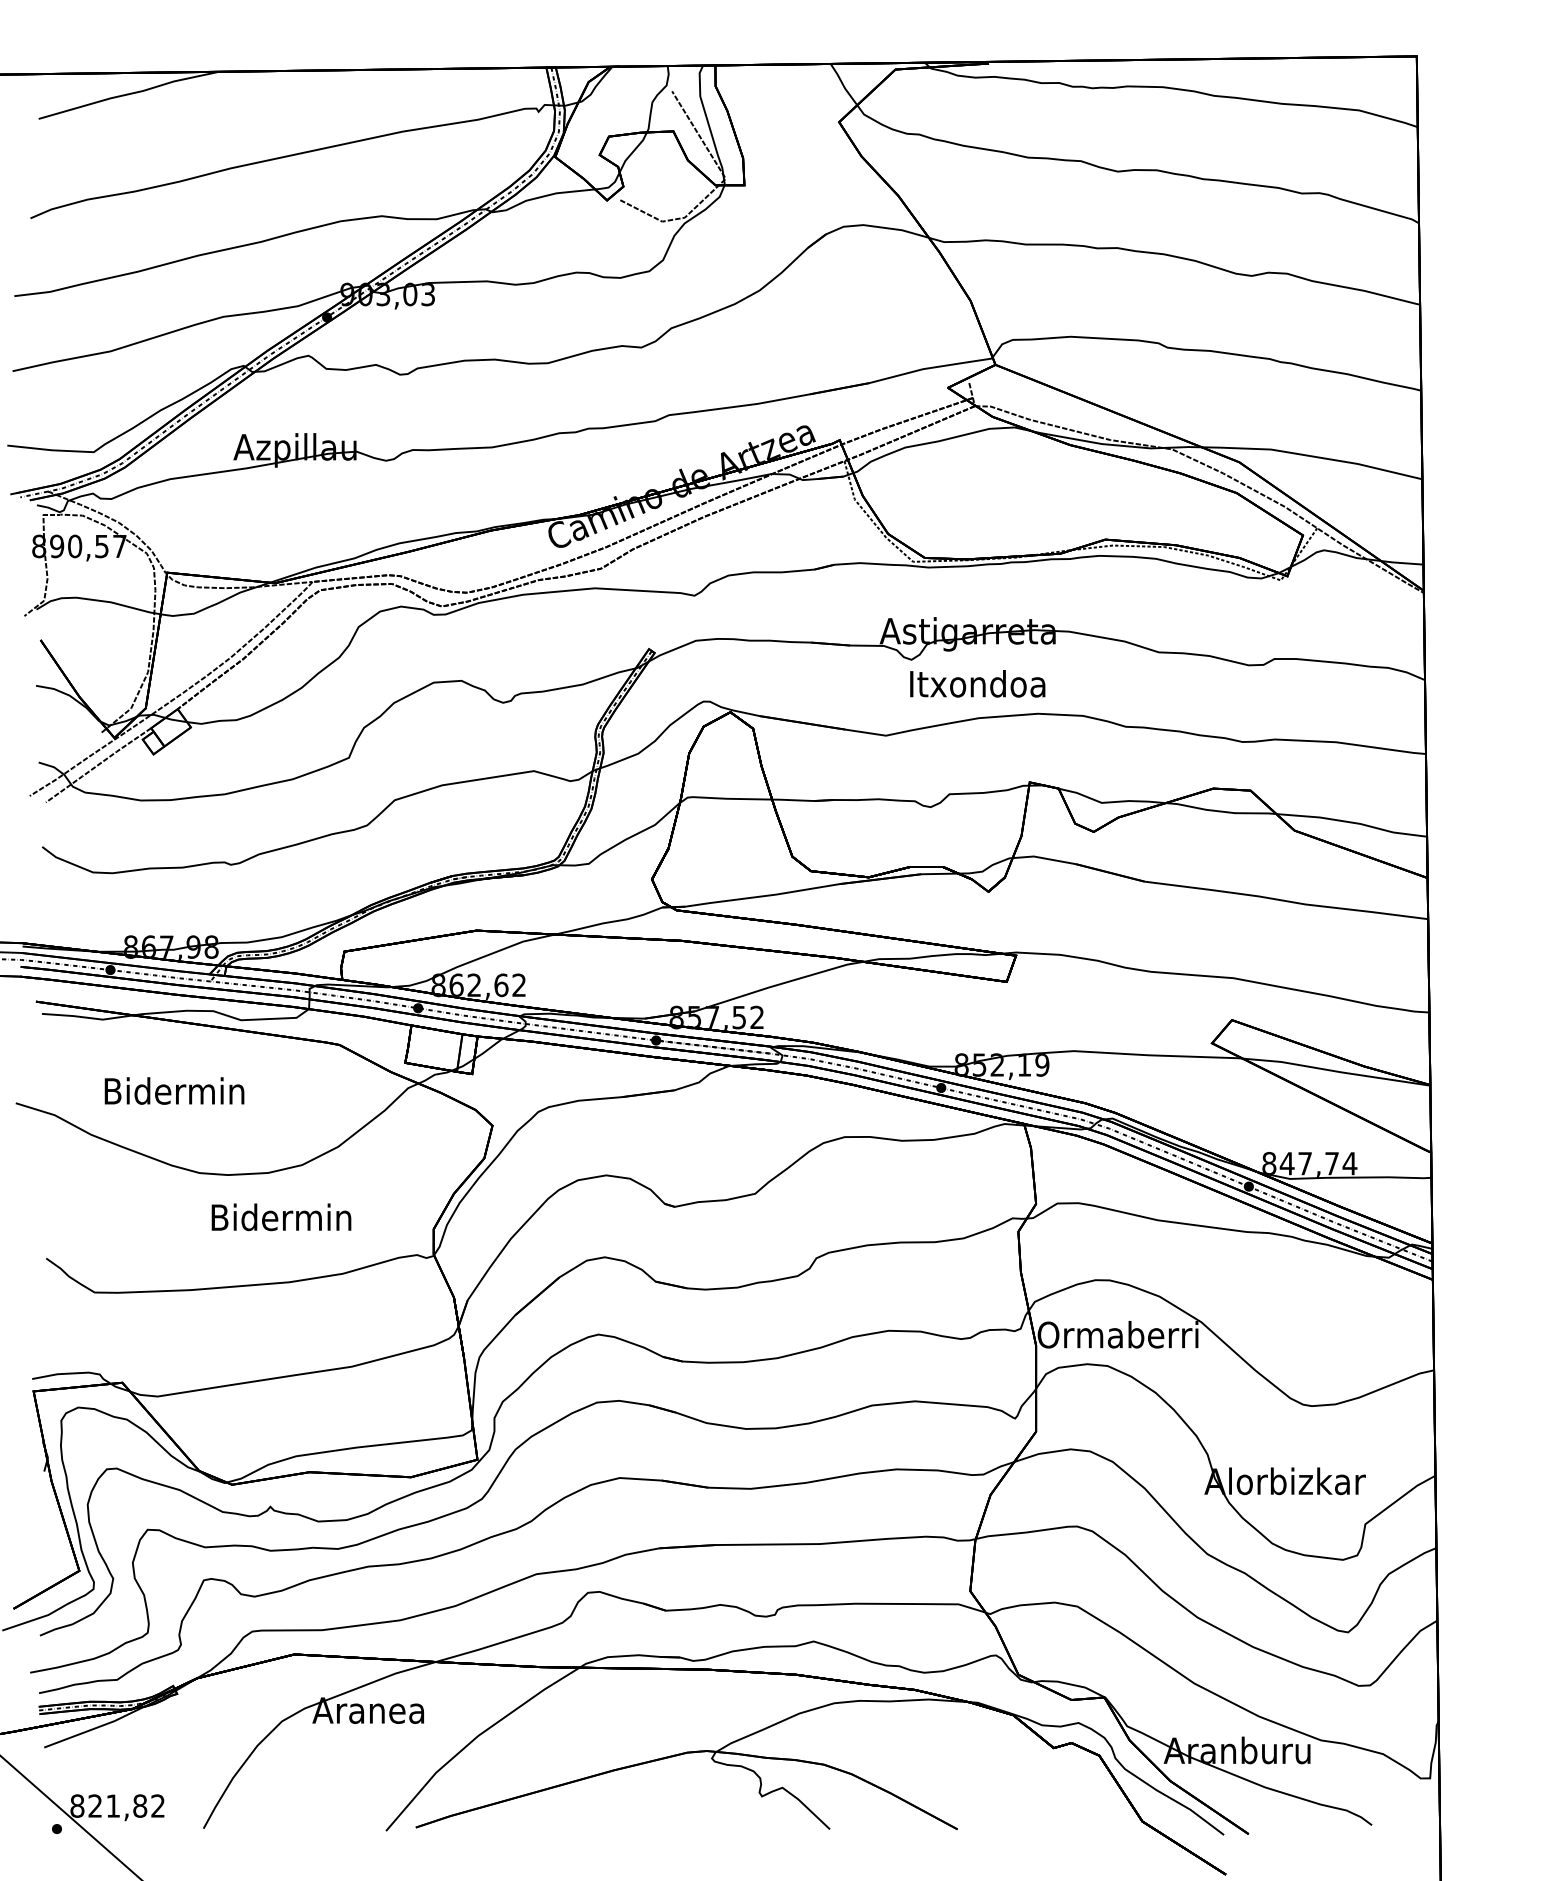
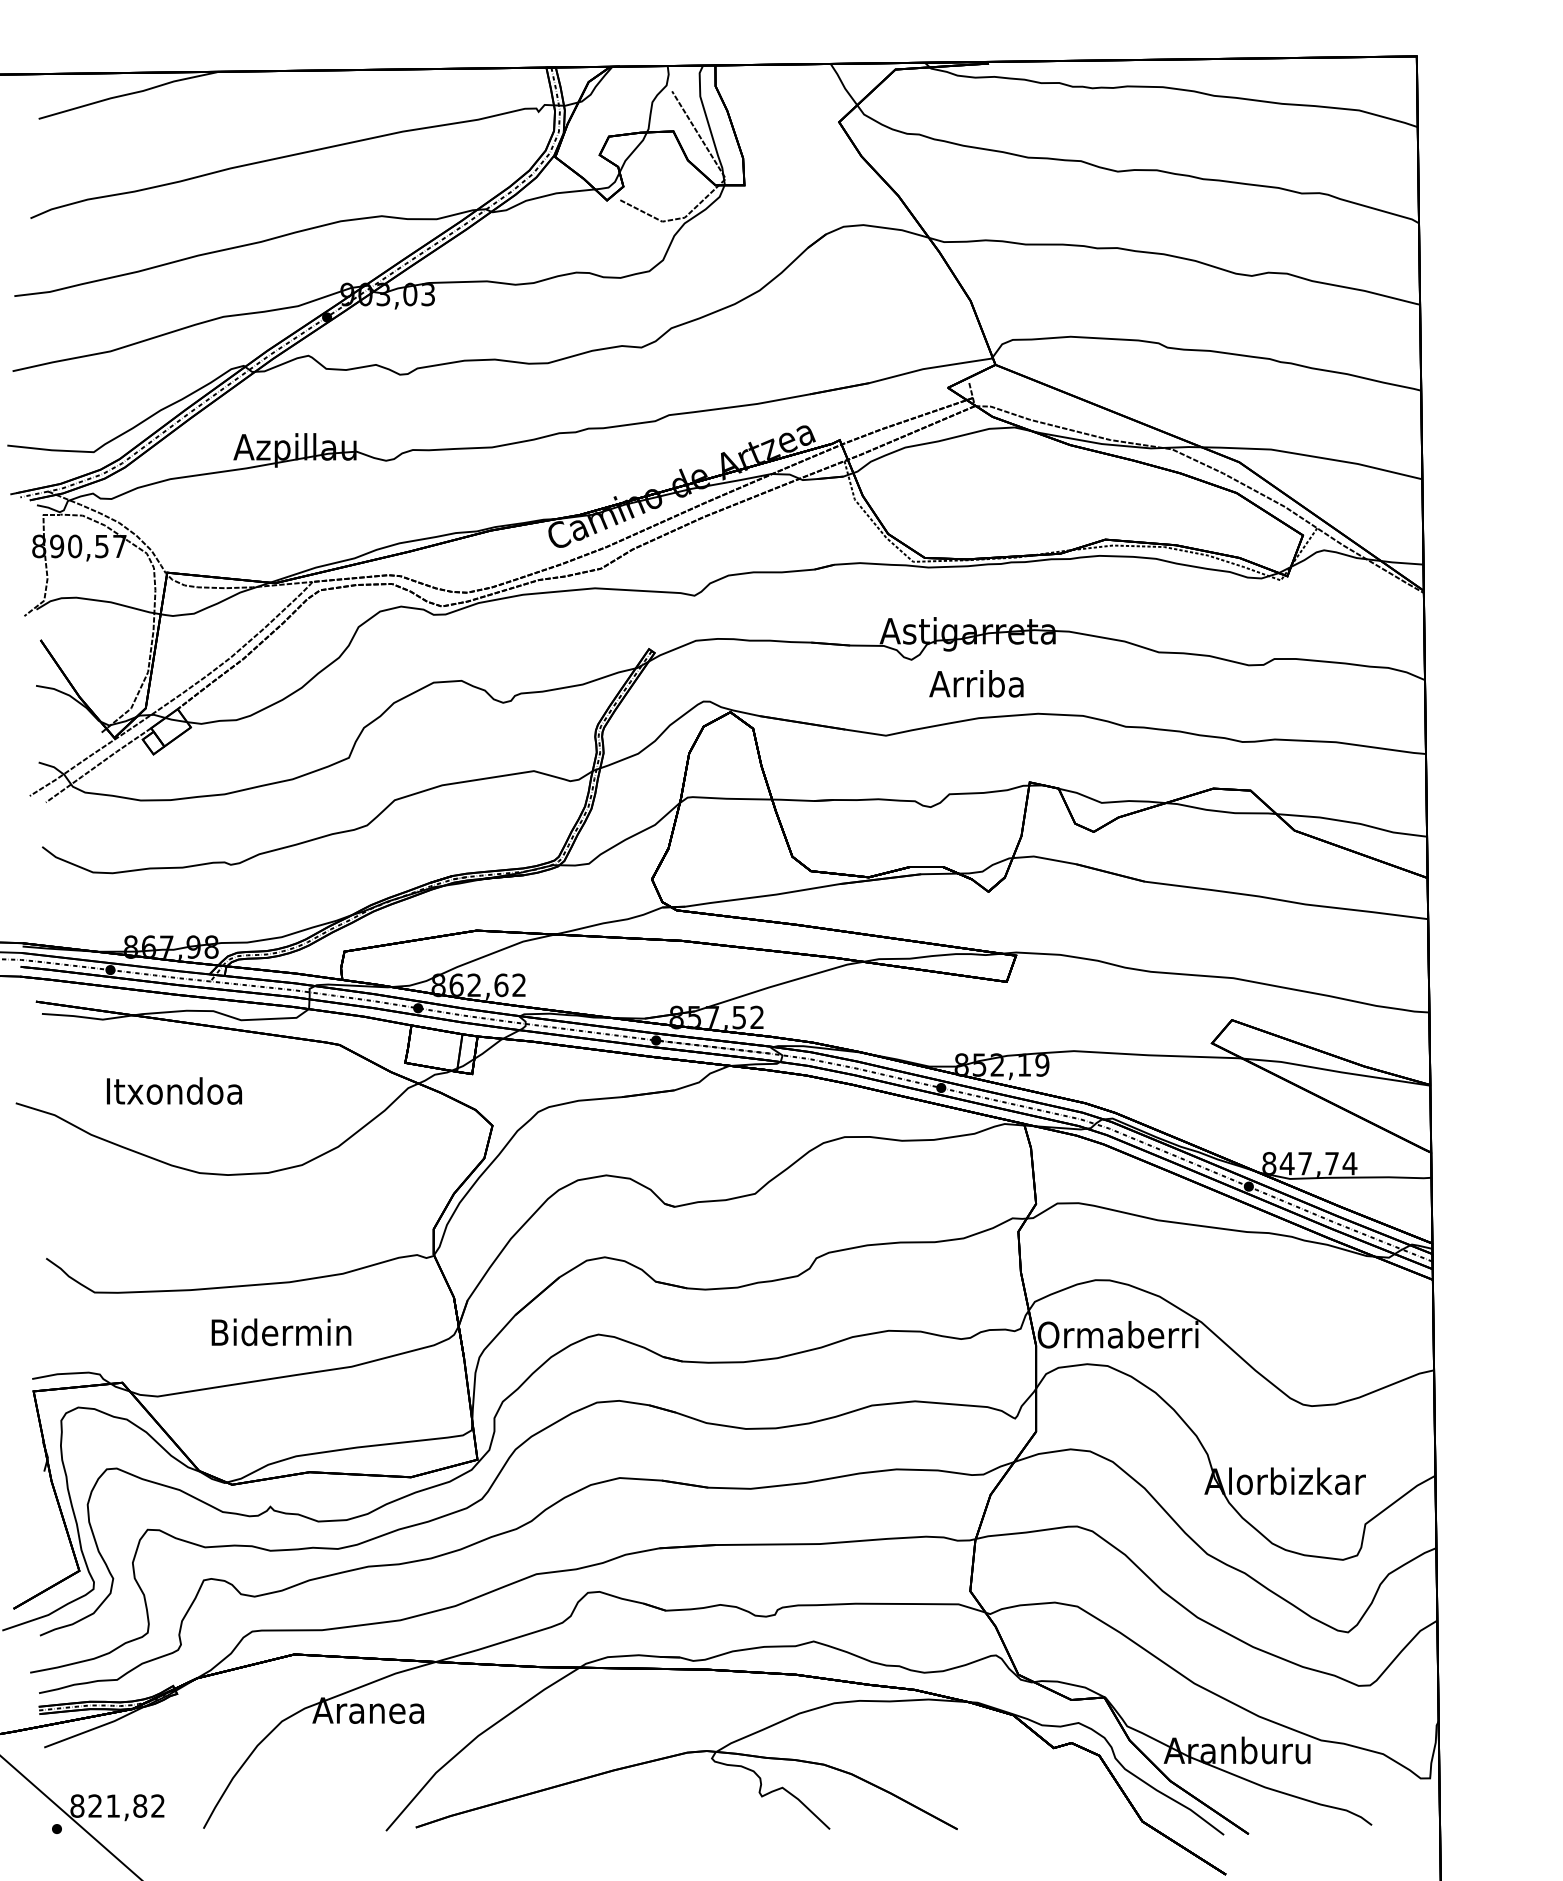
text: Itxondoa -> Arriba (977, 683)
text: Bidermin -> Itxondoa (174, 1090)
text position: (281, 1217) -> (281, 1332) (281, 1332)
